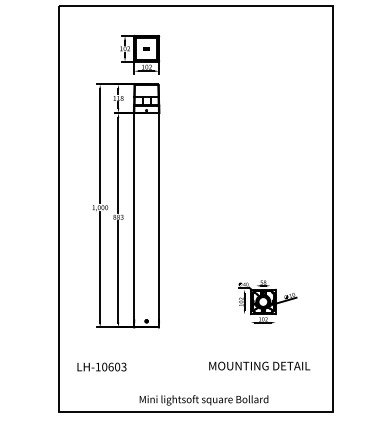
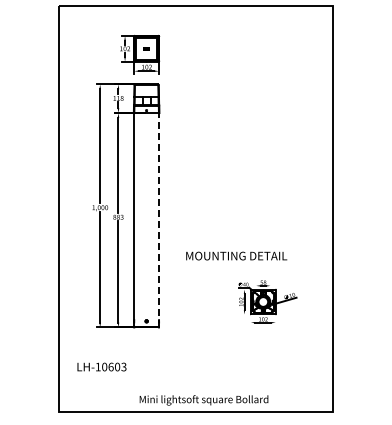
line: solid -> dashed (159, 219)
text position: (259, 365) -> (236, 255) (236, 255)
